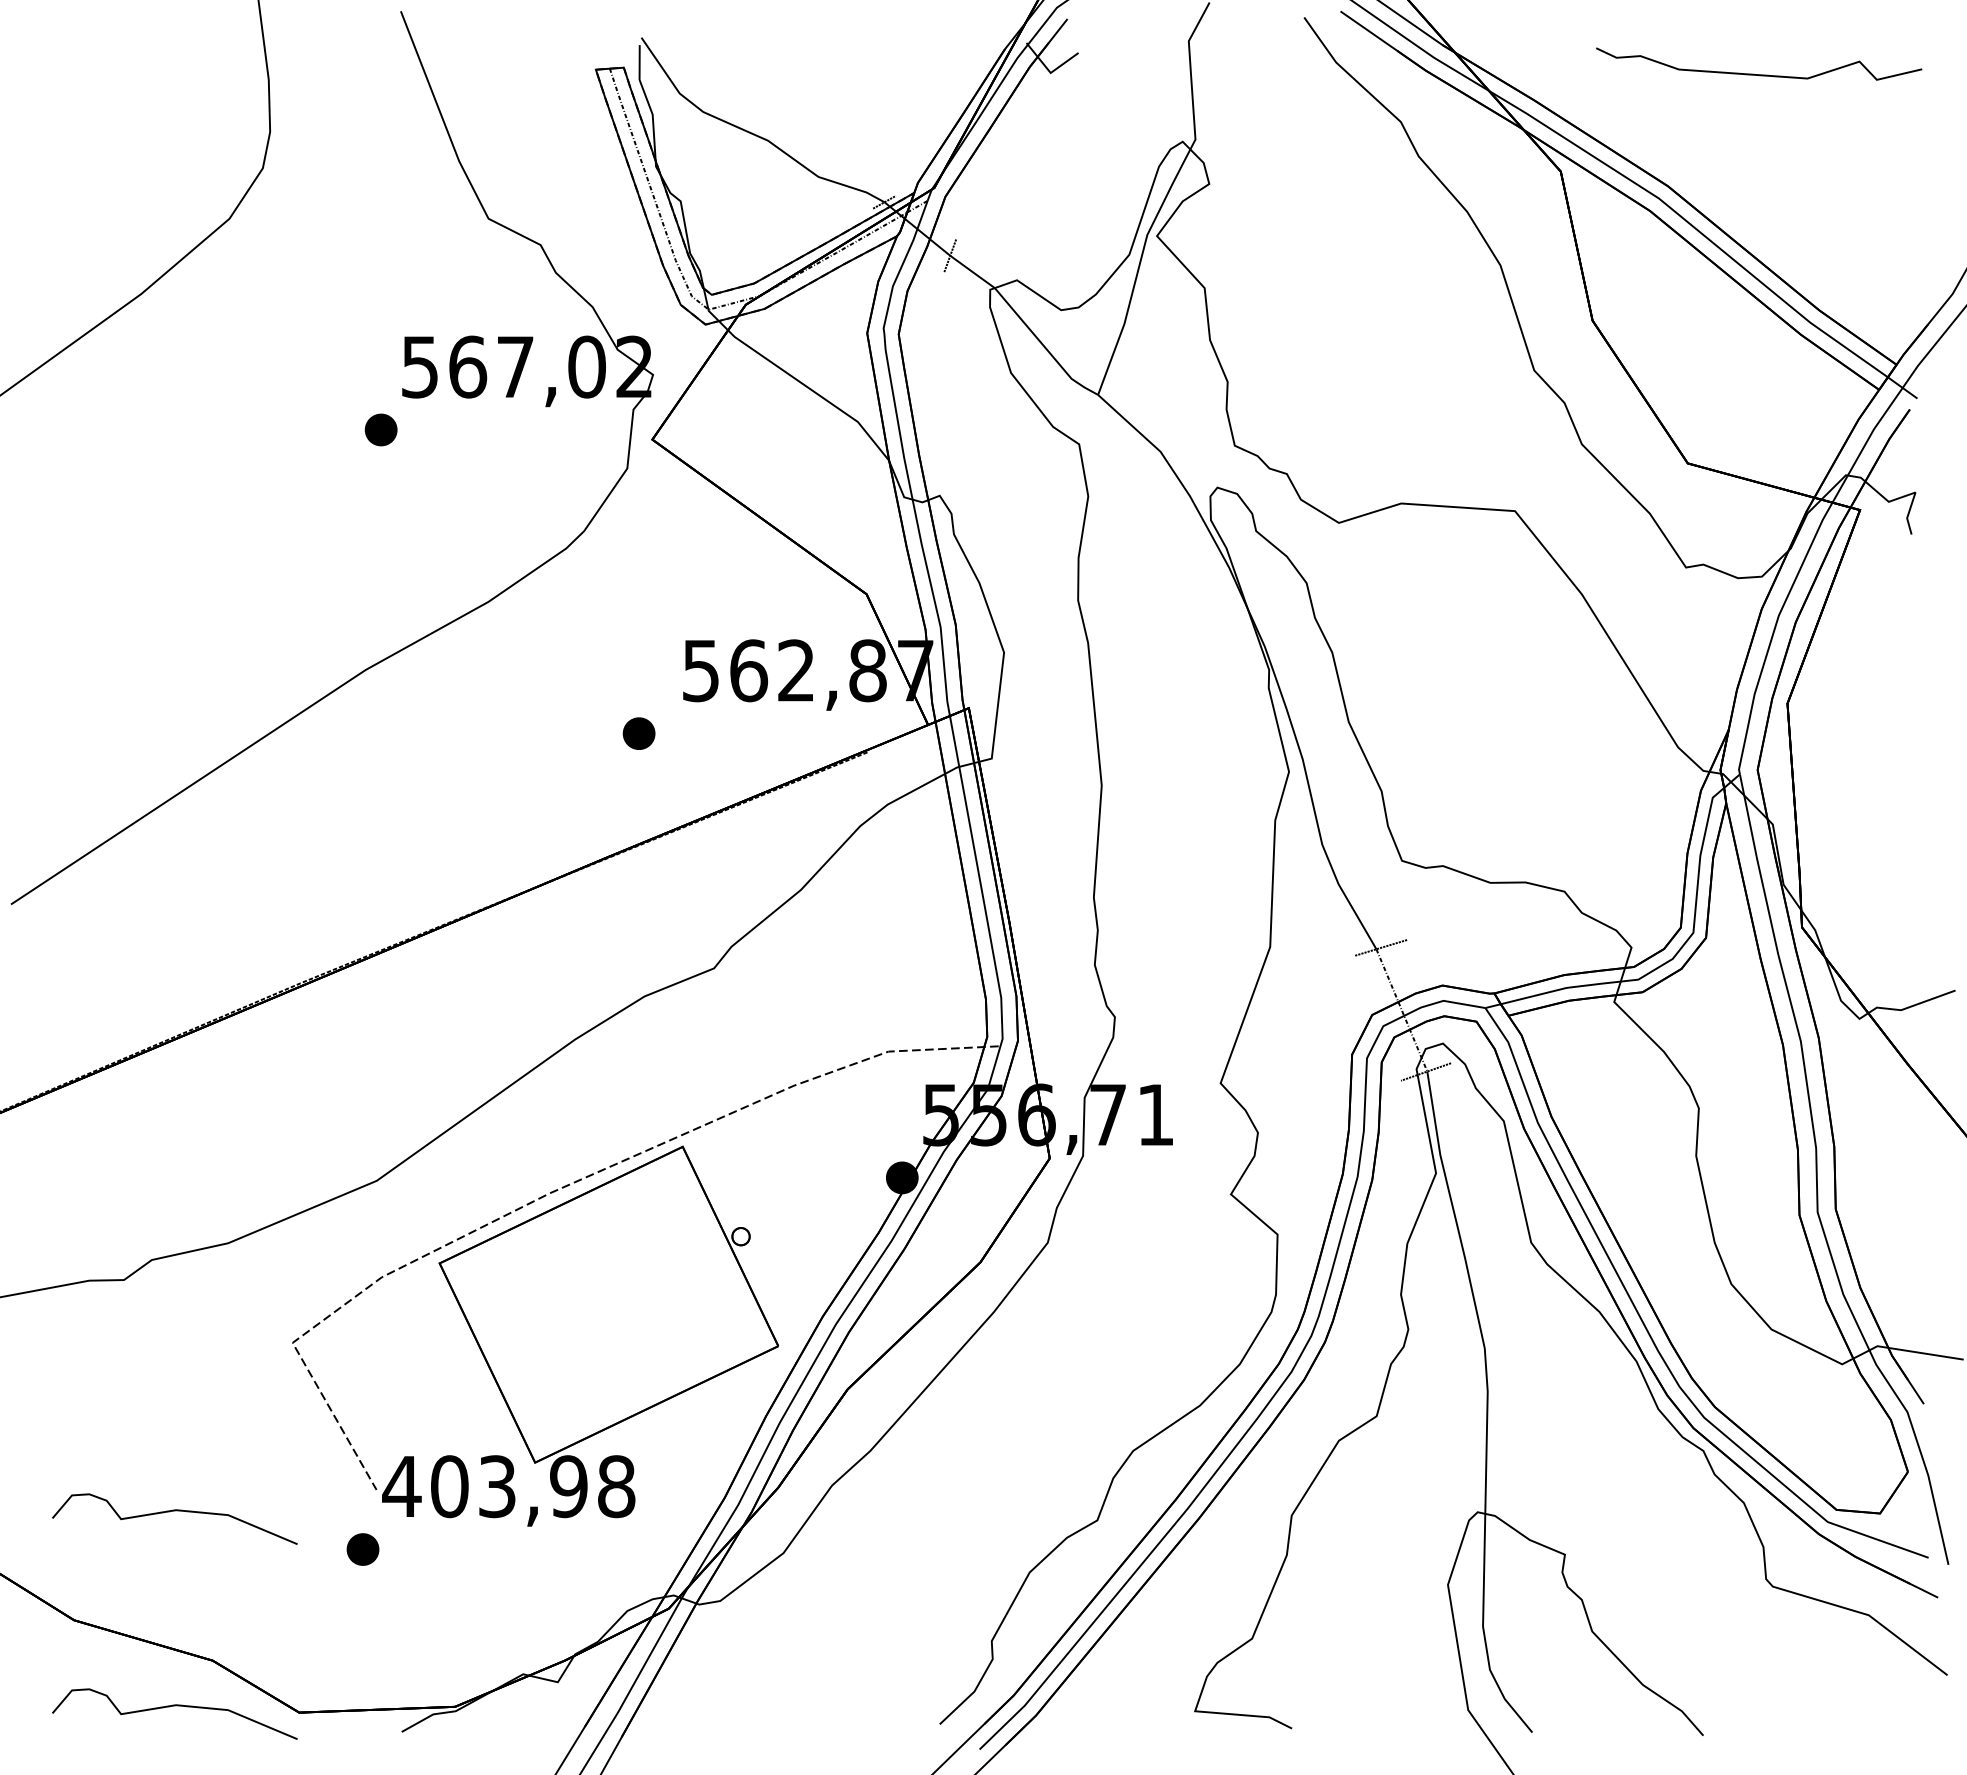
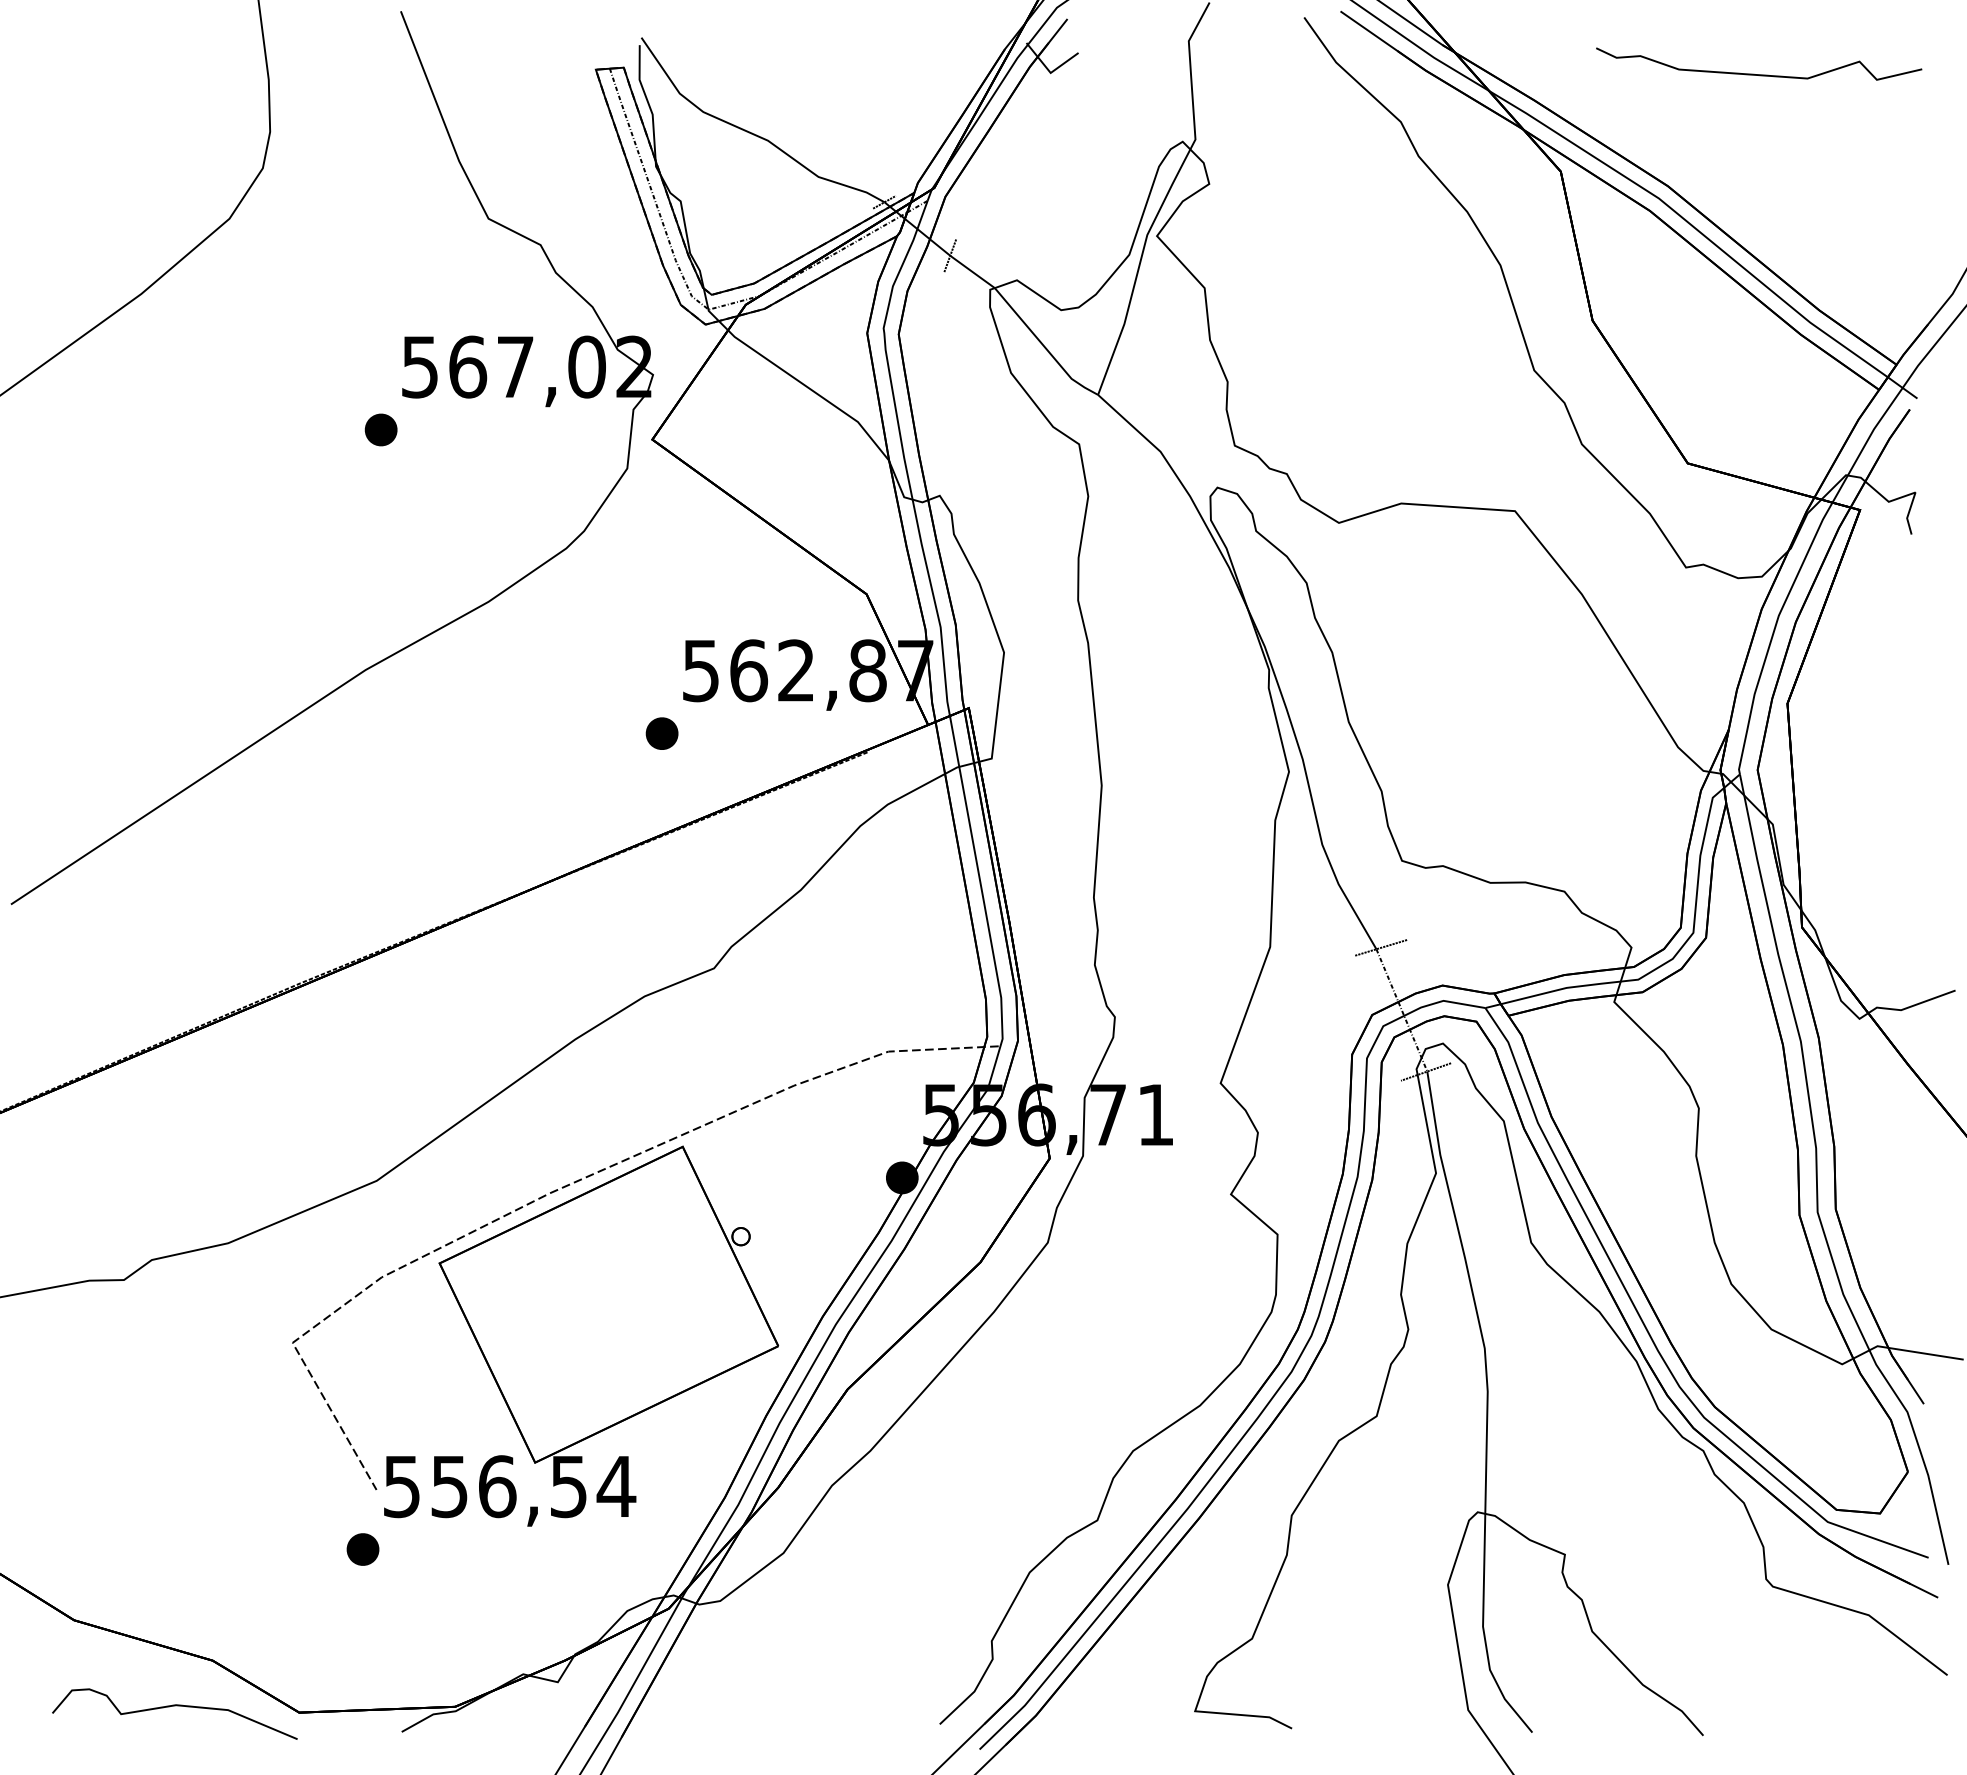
part position: (638, 733) -> (661, 733) (661, 733)
text: 403,98 -> 556,54 (509, 1486)
curve: present -> none (174, 1511)
